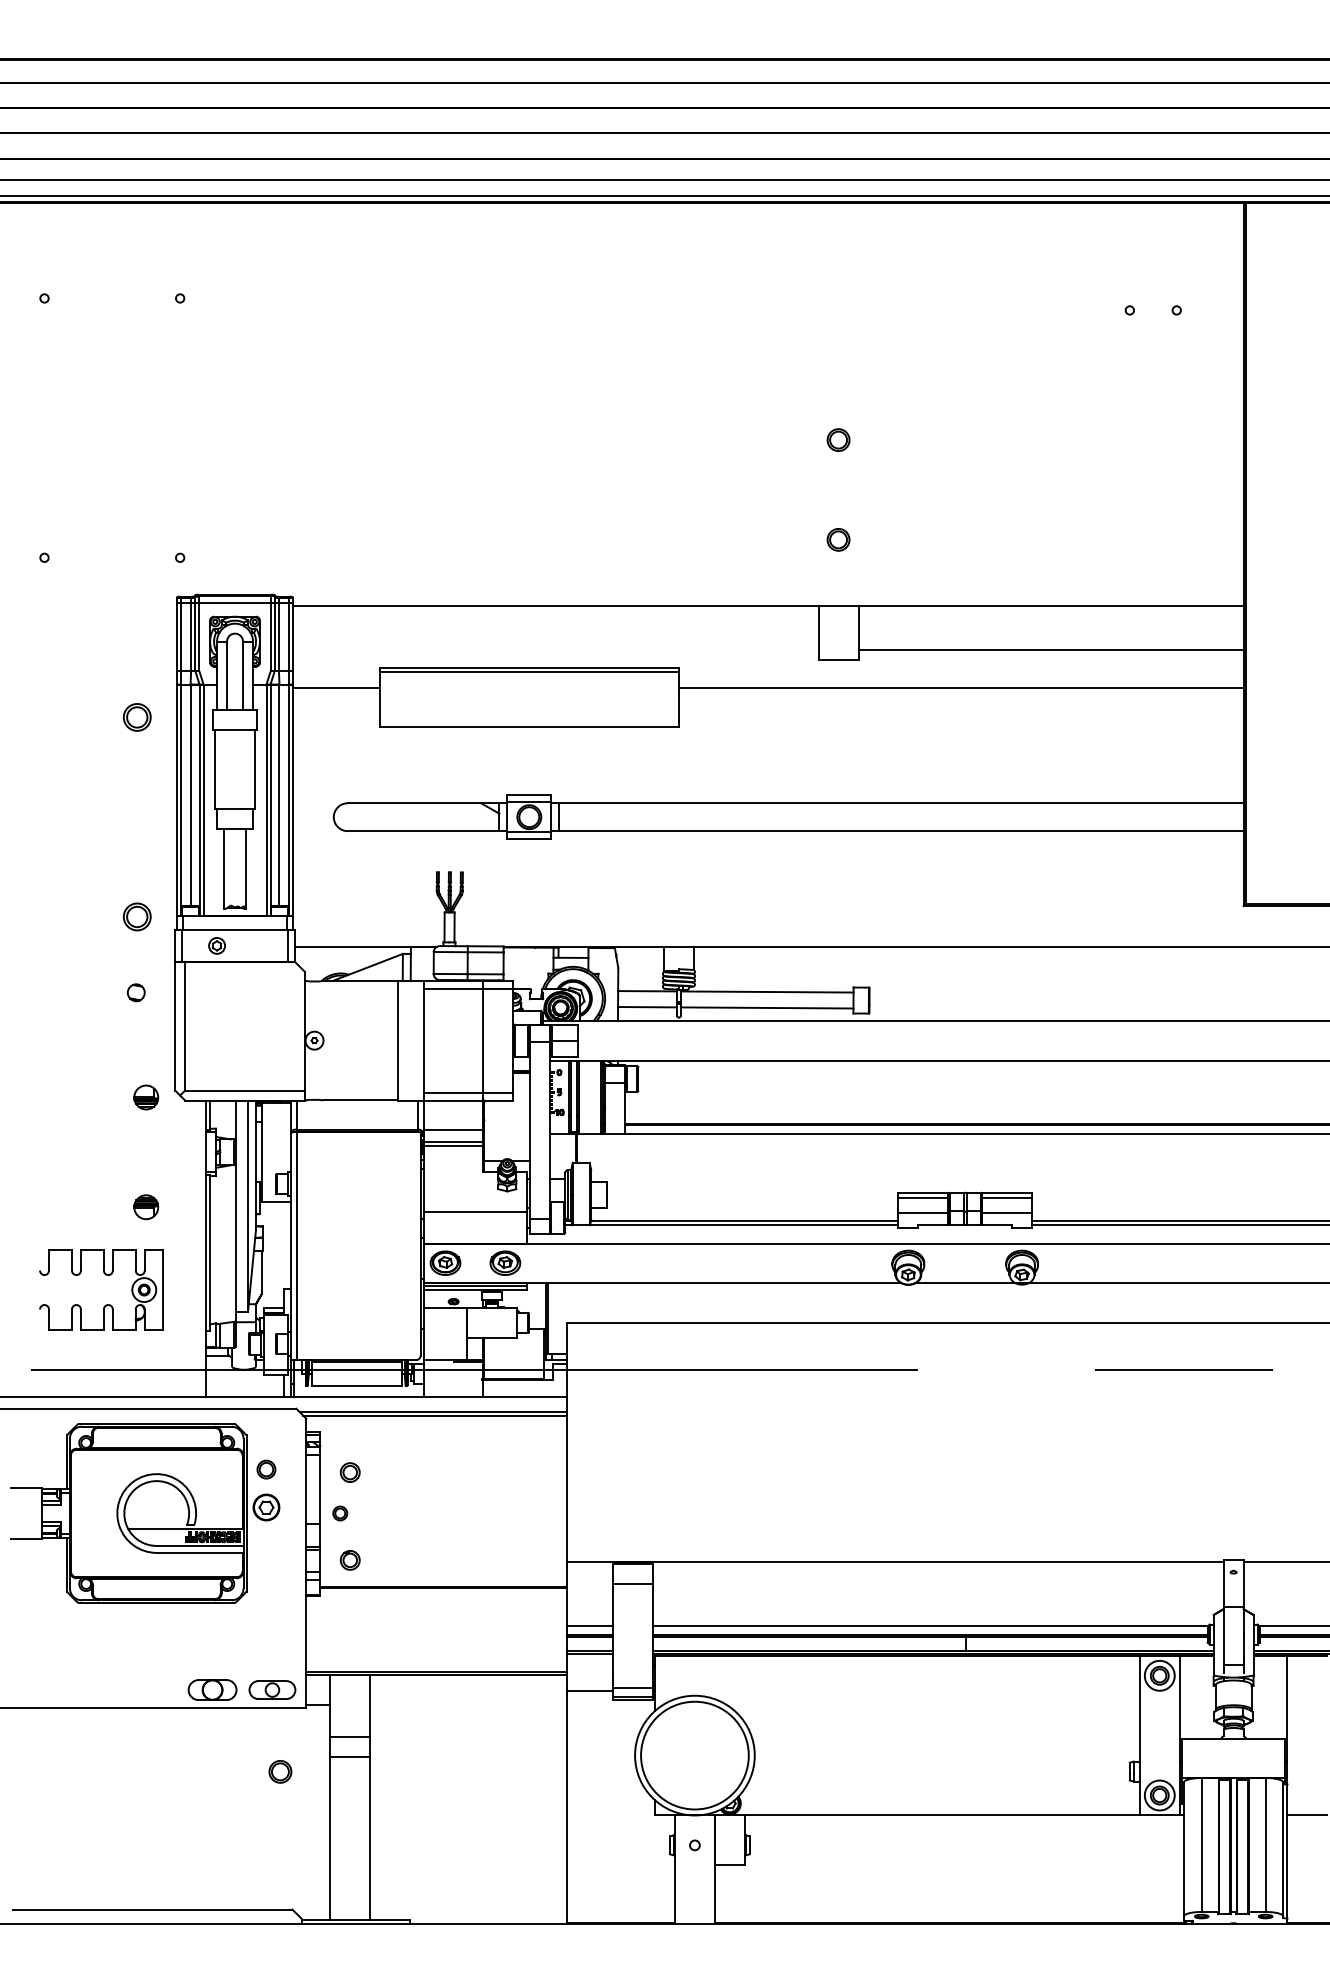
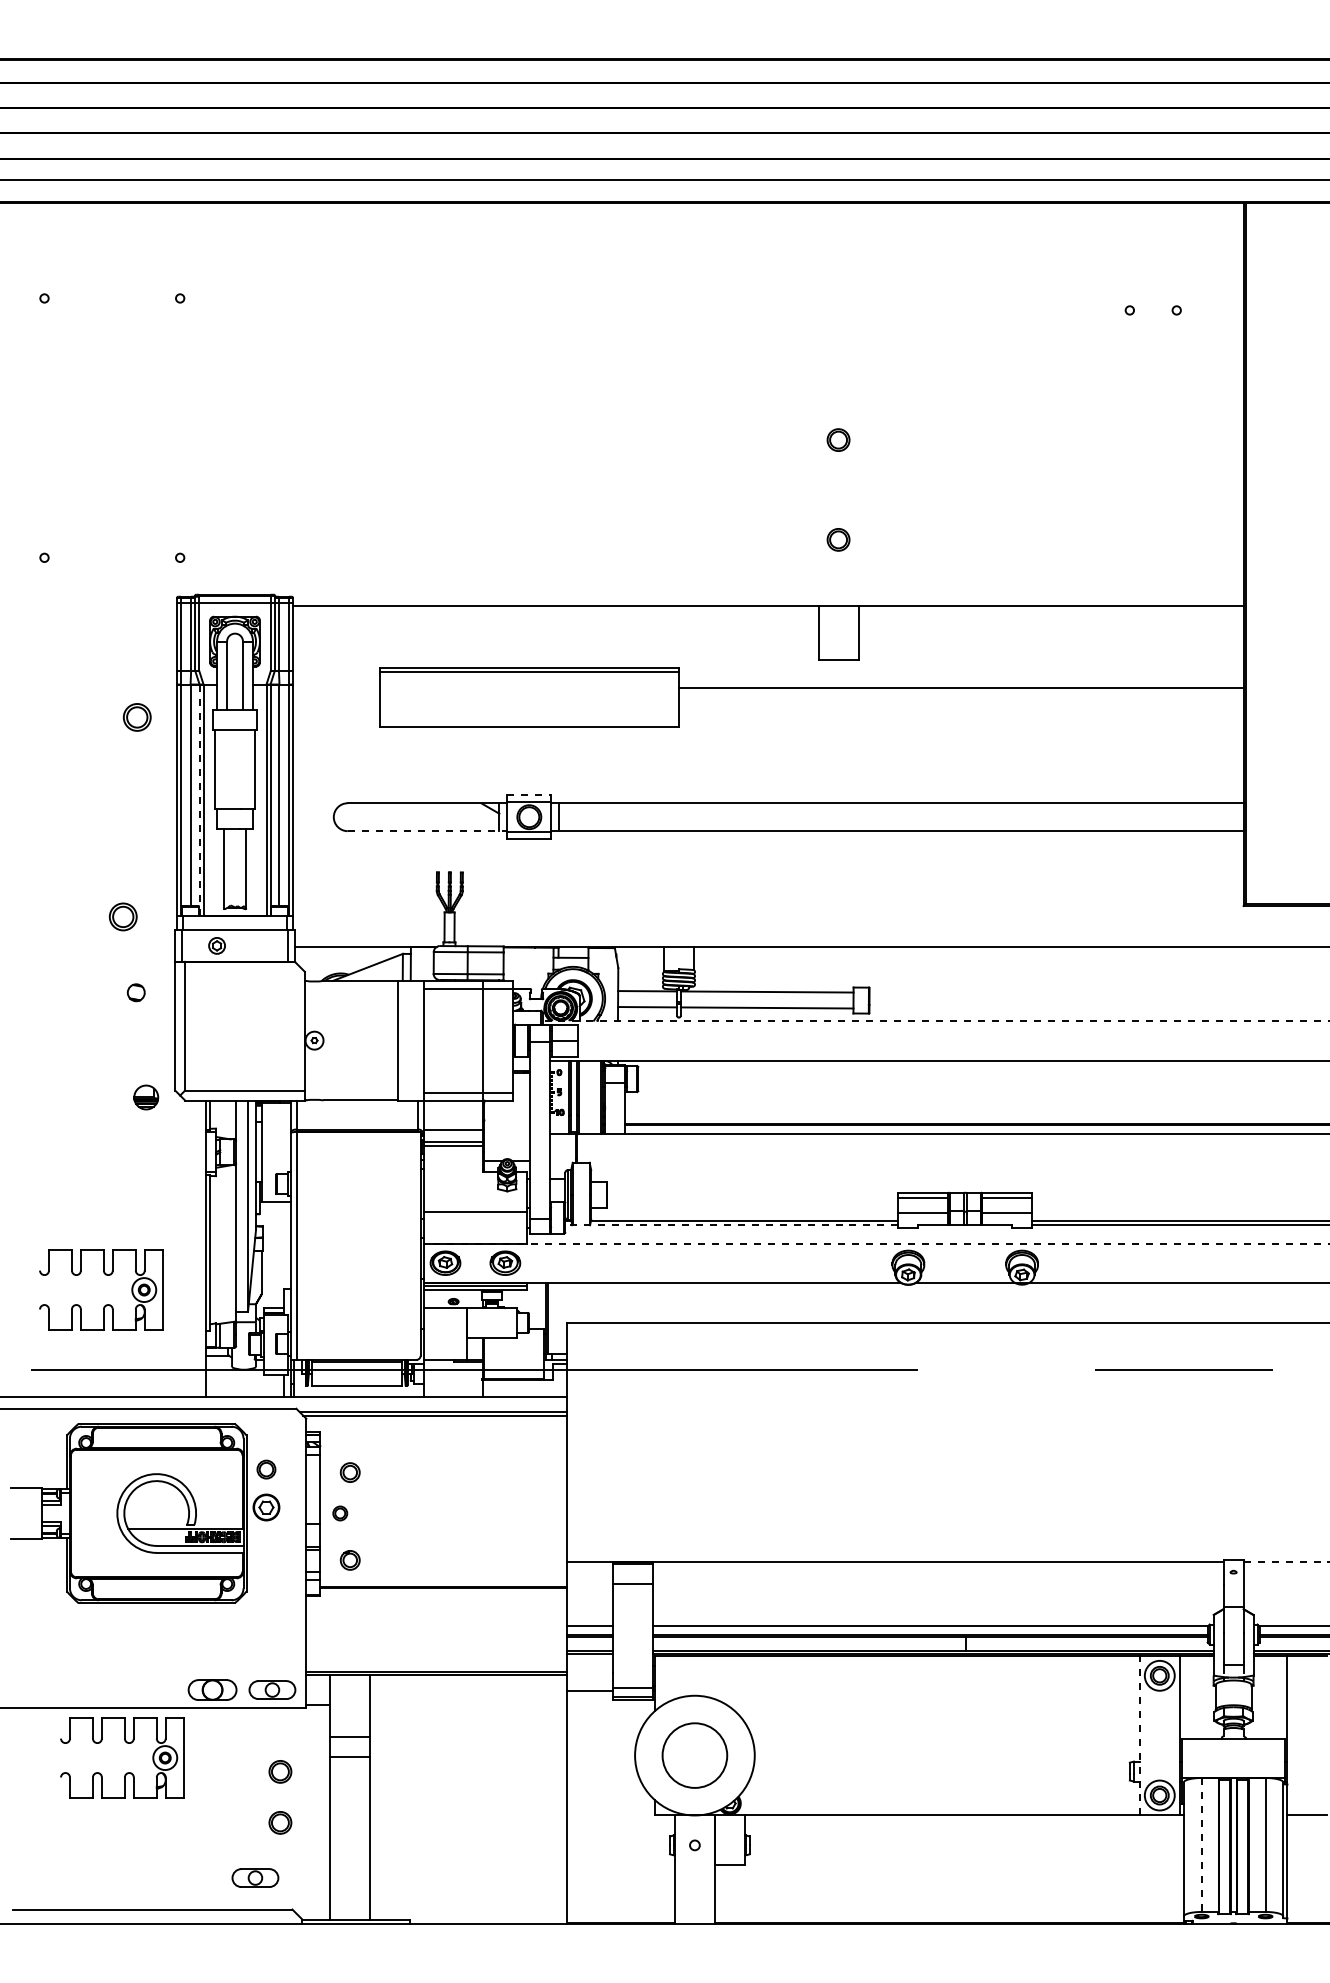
line: present -> none (664, 195)
line: present -> none (1050, 649)
line: present -> none (335, 687)
line: solid -> dashed (529, 795)
line: solid -> dashed (199, 800)
line: solid -> dashed (427, 831)
part position: (136, 916) -> (122, 916) (122, 916)
line: solid -> dashed (936, 1020)
part: present -> none (146, 1207)
line: solid -> dashed (731, 1225)
line: solid -> dashed (876, 1243)
line: solid -> dashed (1286, 1561)
line: solid -> dashed (1139, 1735)
part: none -> present (126, 1743)
circle diameter: 108 px -> 65 px (694, 1755)
part: none -> present (280, 1822)
line: solid -> dashed (1201, 1844)
part: none -> present (255, 1877)
